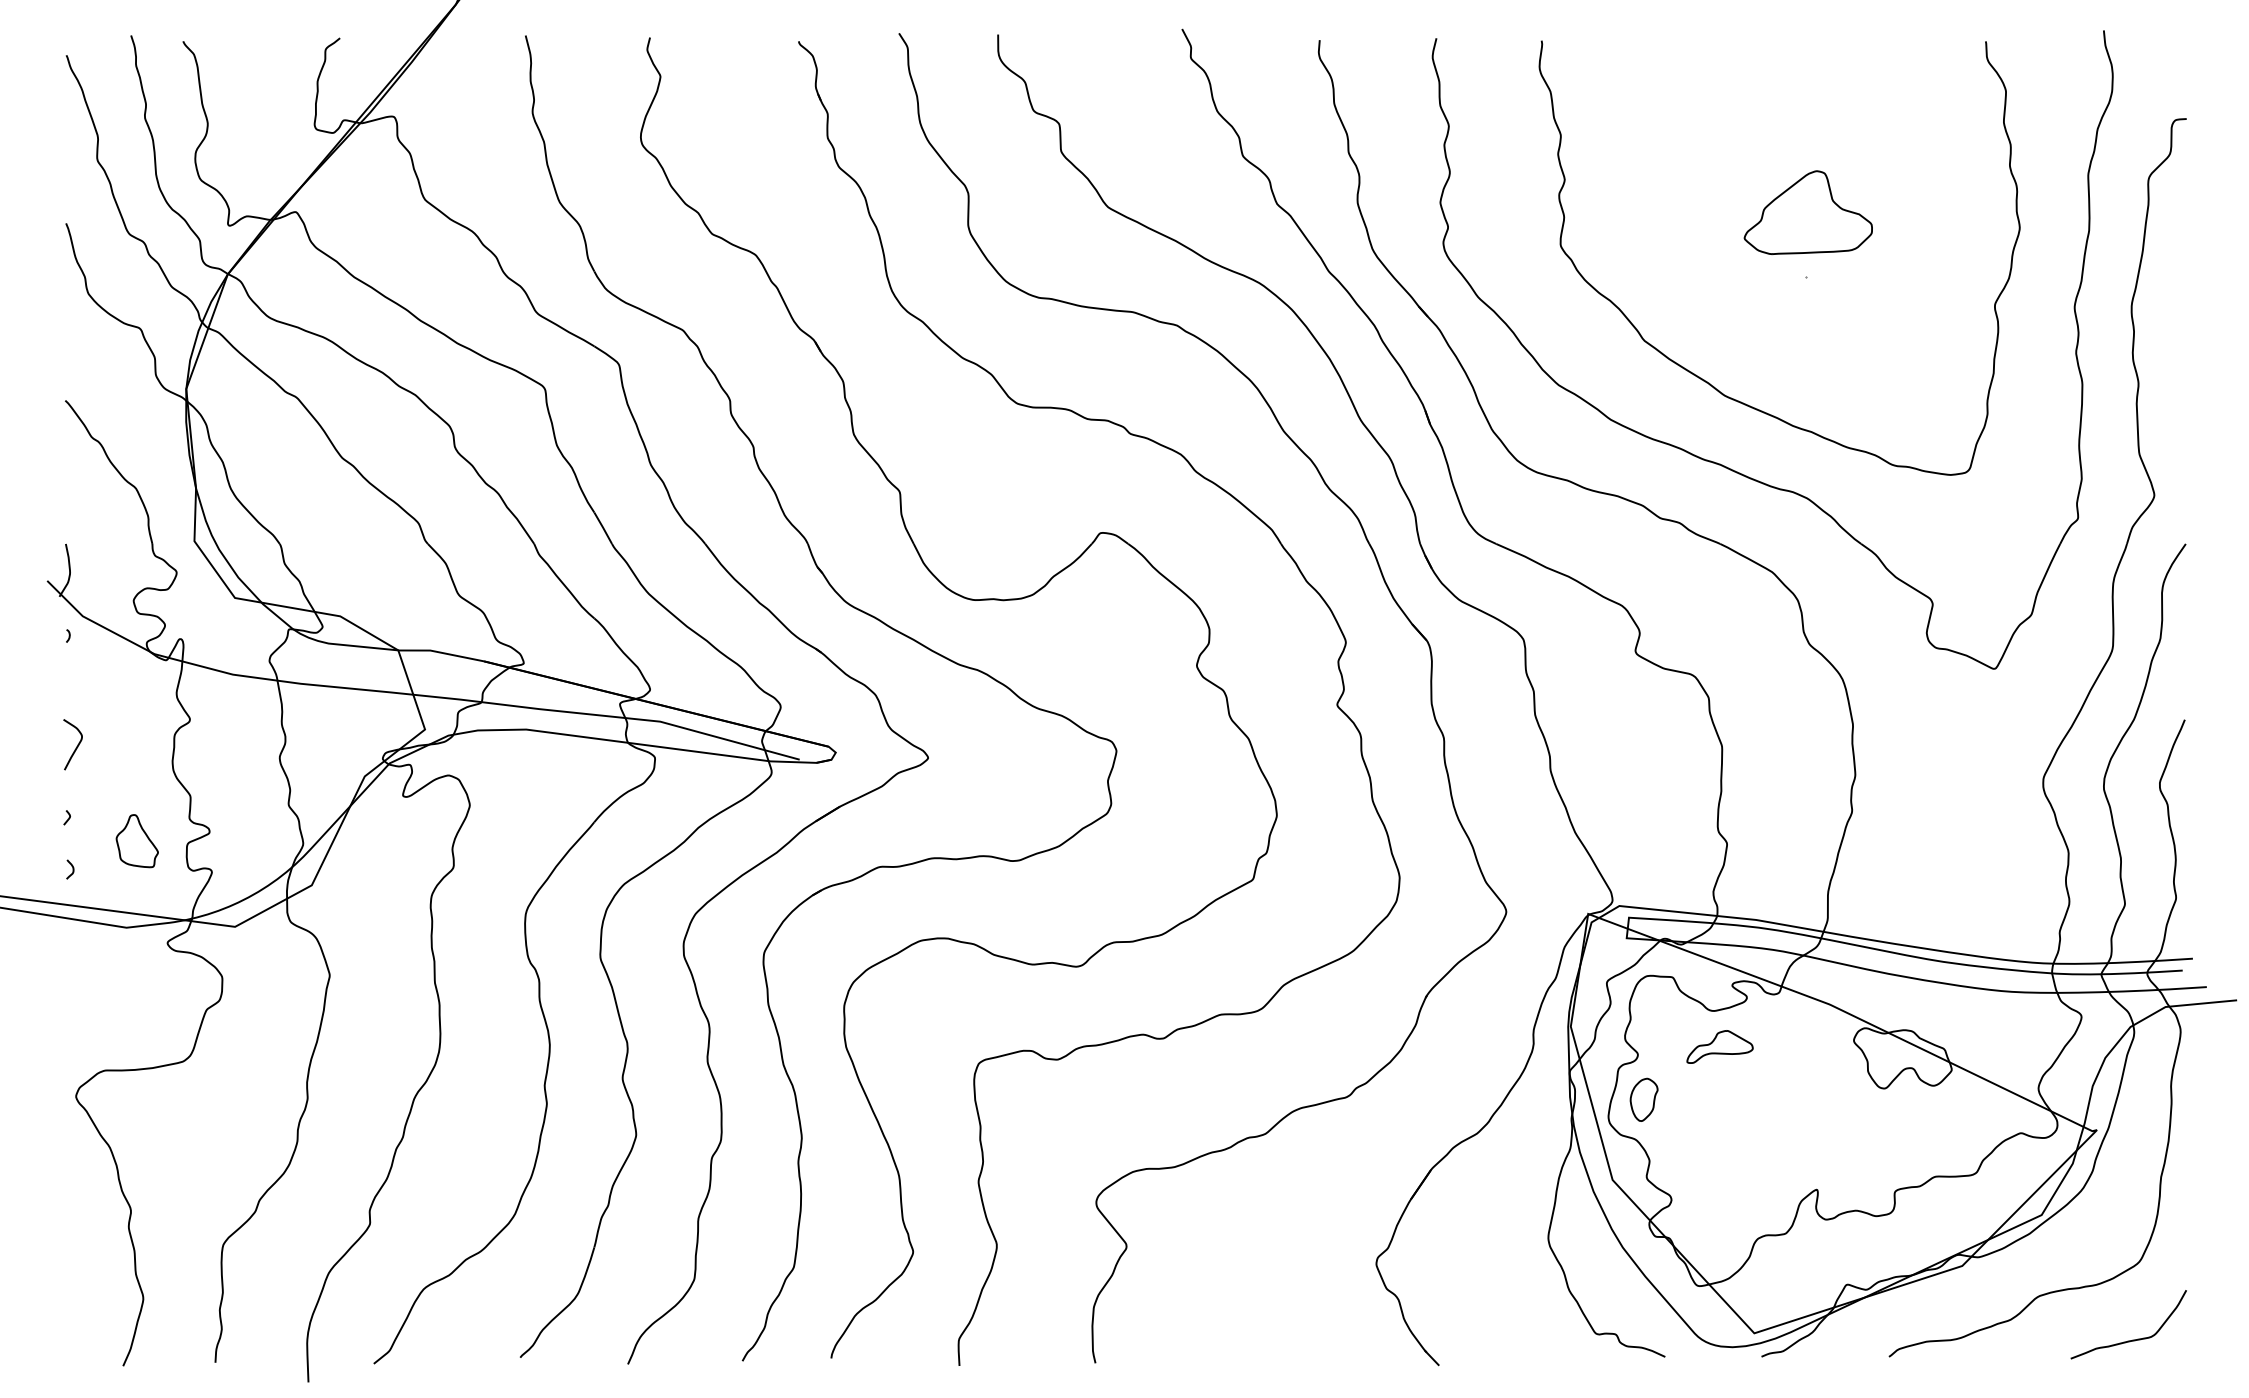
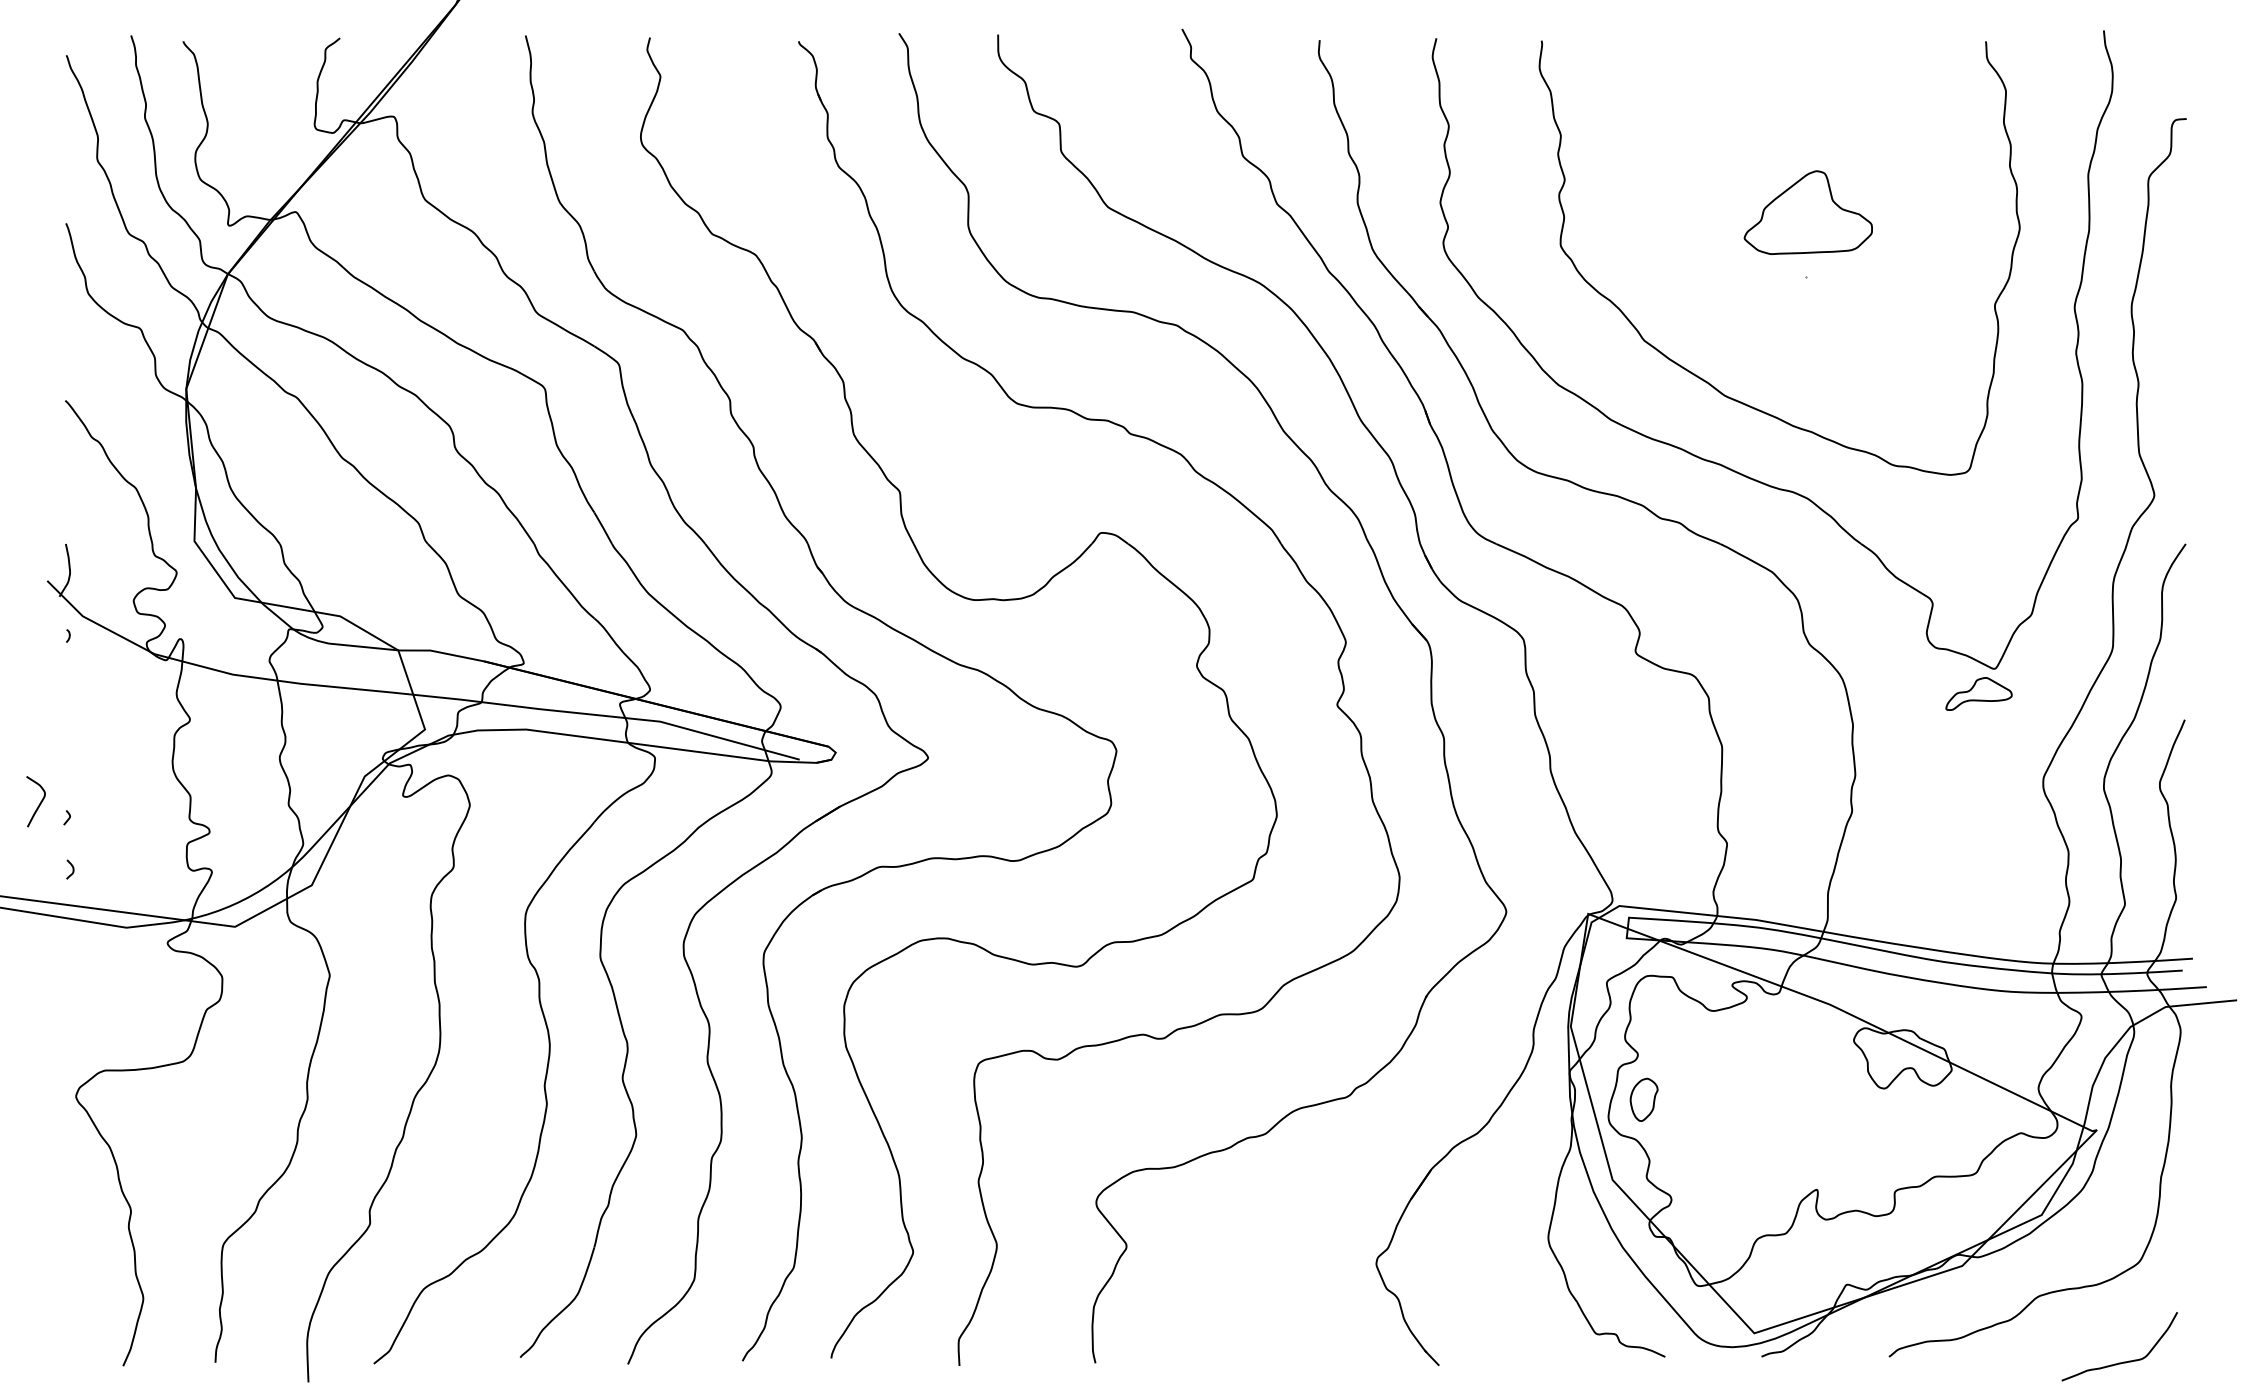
curve position: (76, 746) -> (39, 803) (39, 803)
part: present -> none (136, 841)
part position: (1719, 1046) -> (1978, 693) (1978, 693)
curve position: (2132, 1339) -> (2123, 1361) (2123, 1361)
